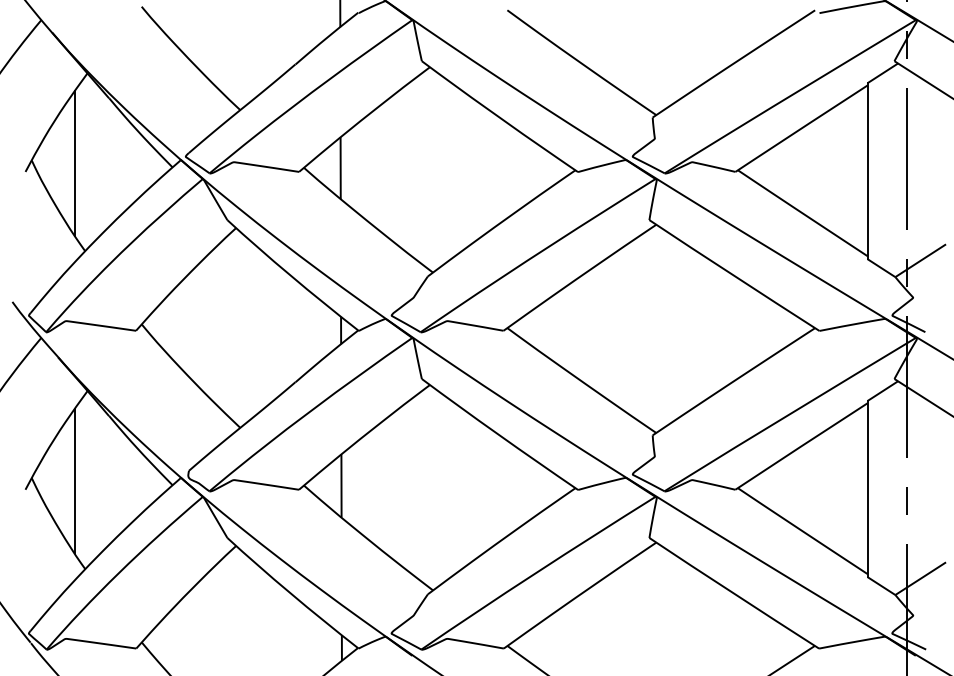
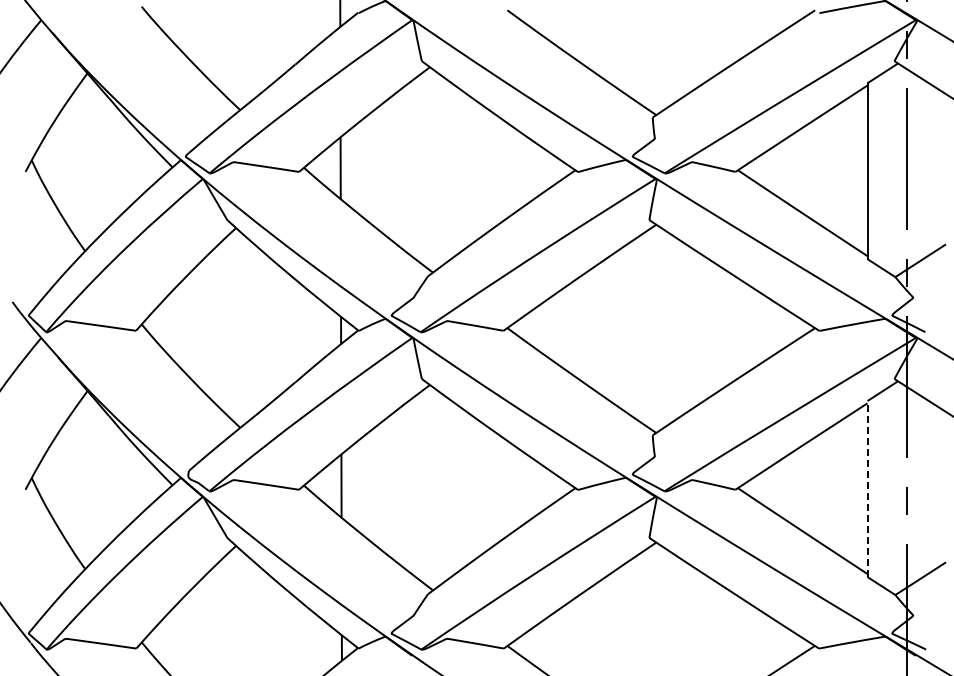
line: present -> none (74, 163)
line: present -> none (74, 481)
line: solid -> dashed (867, 488)
